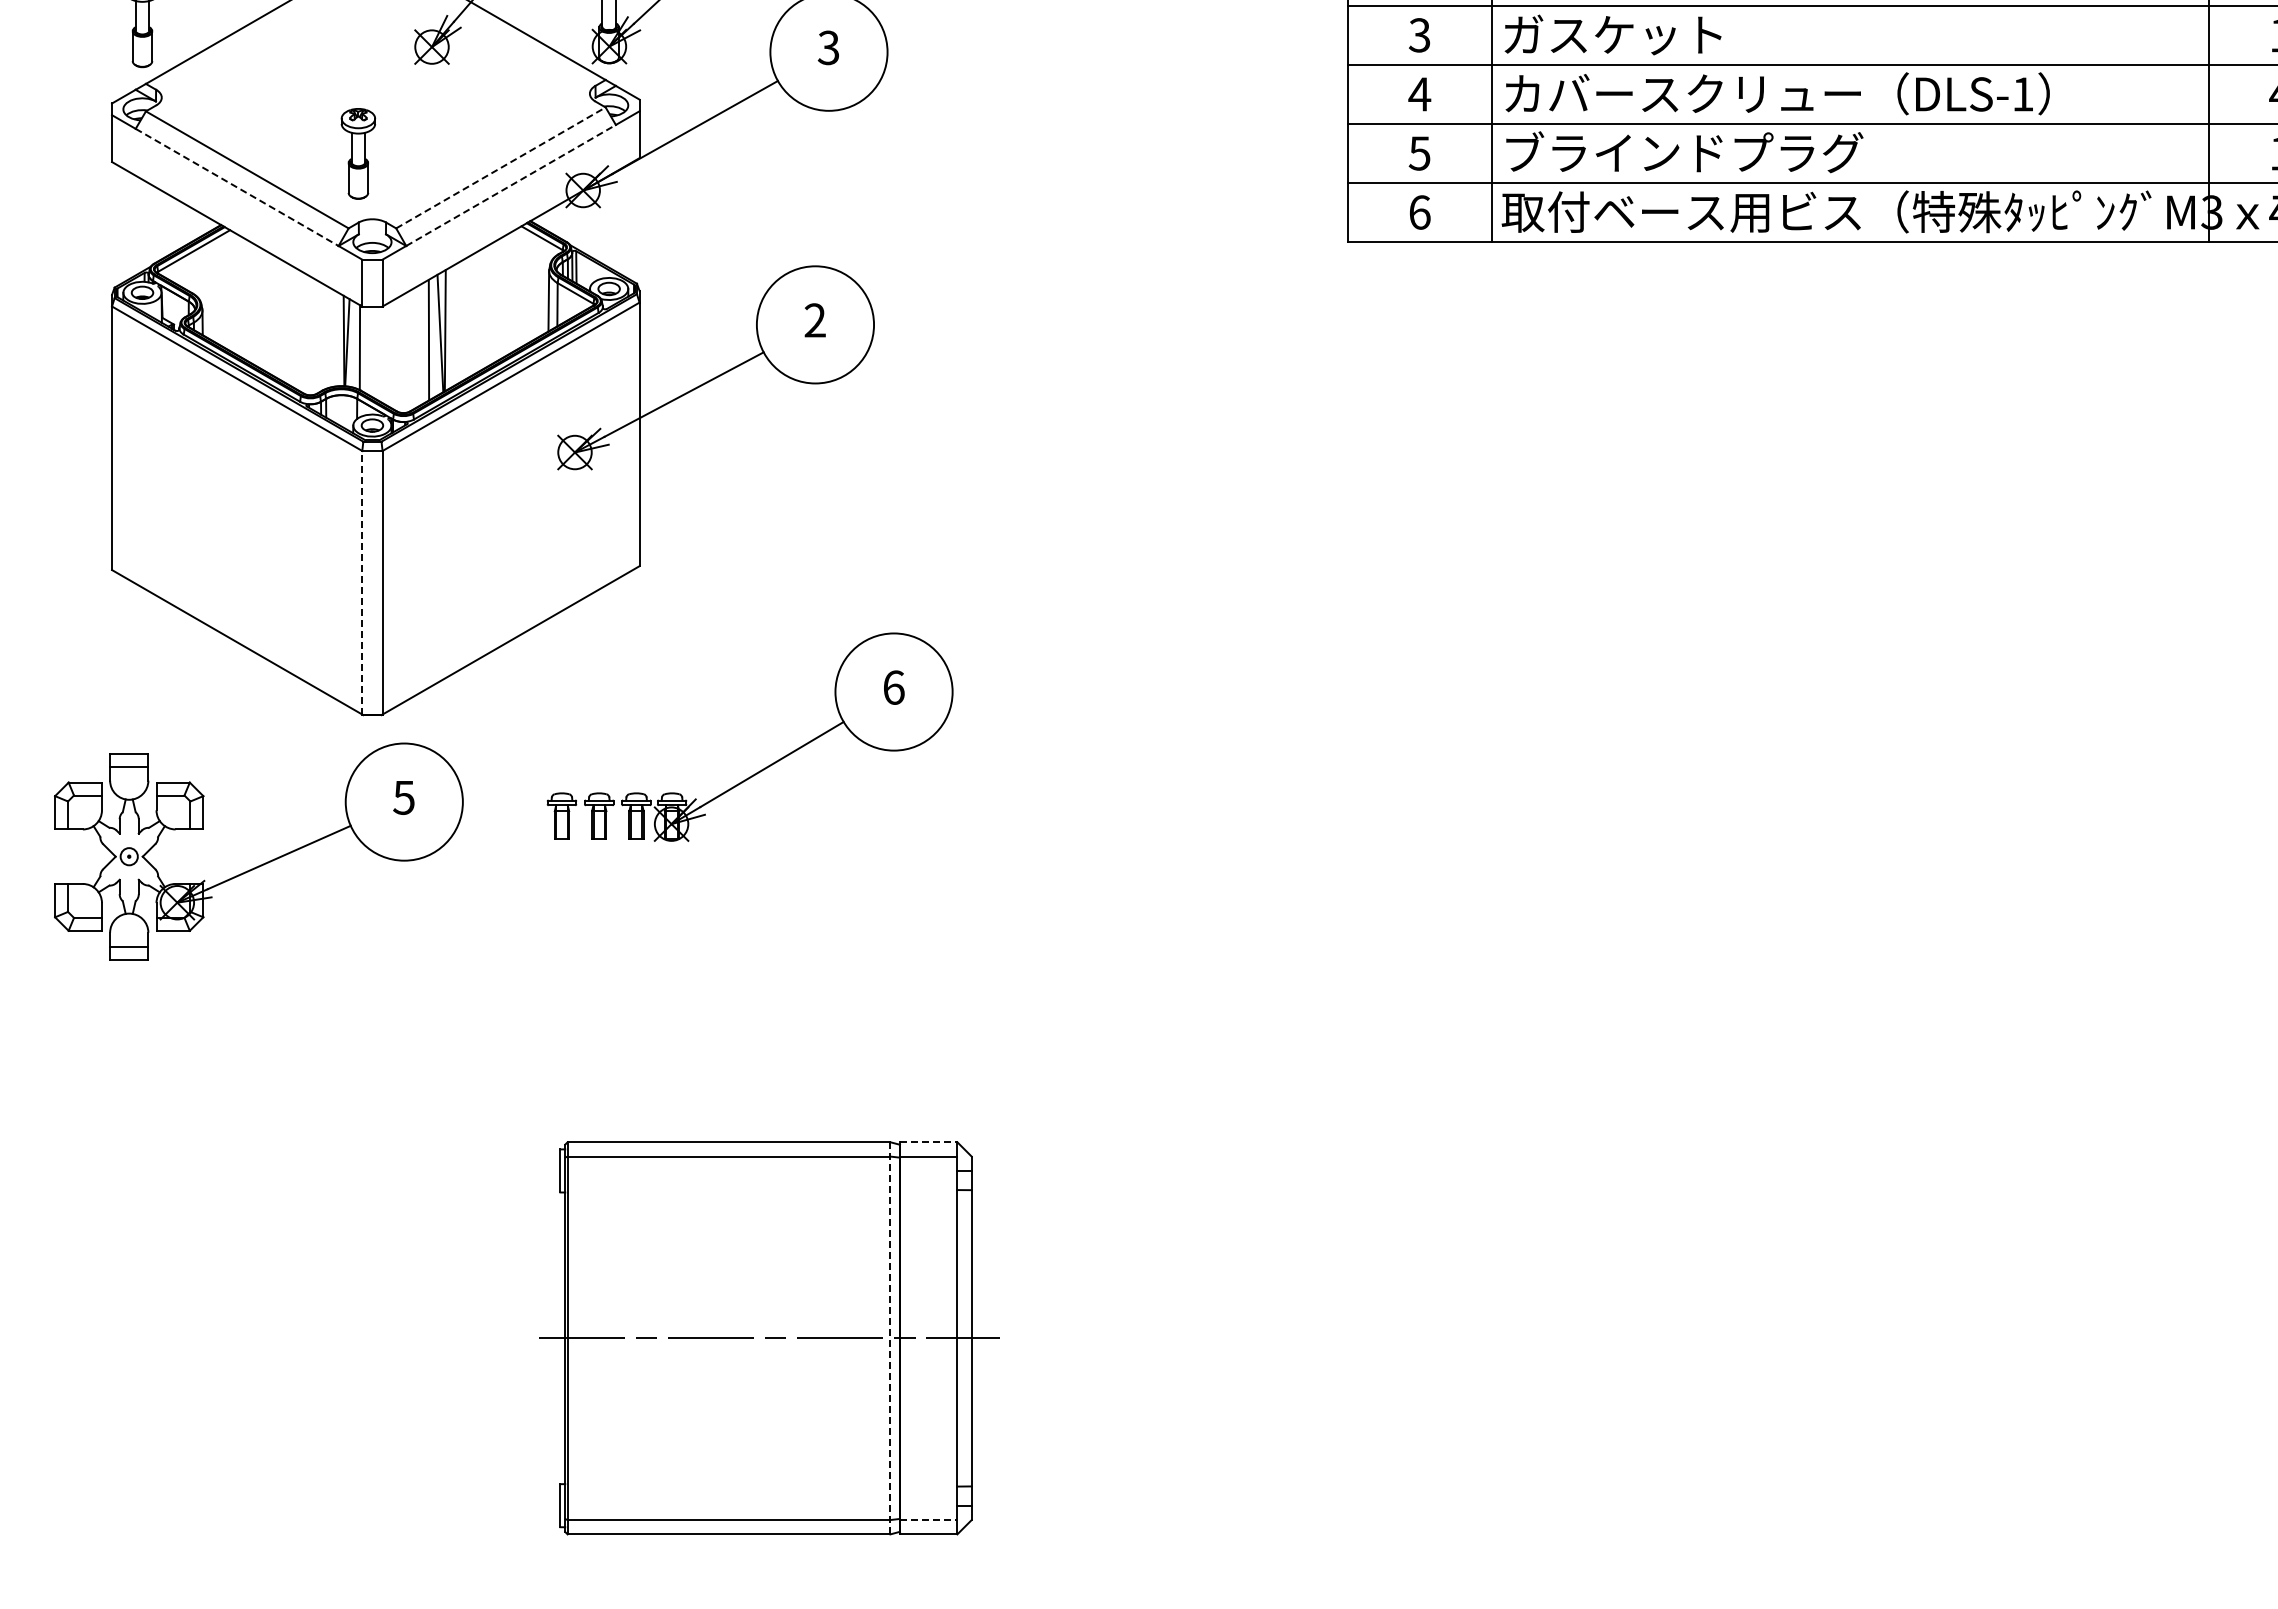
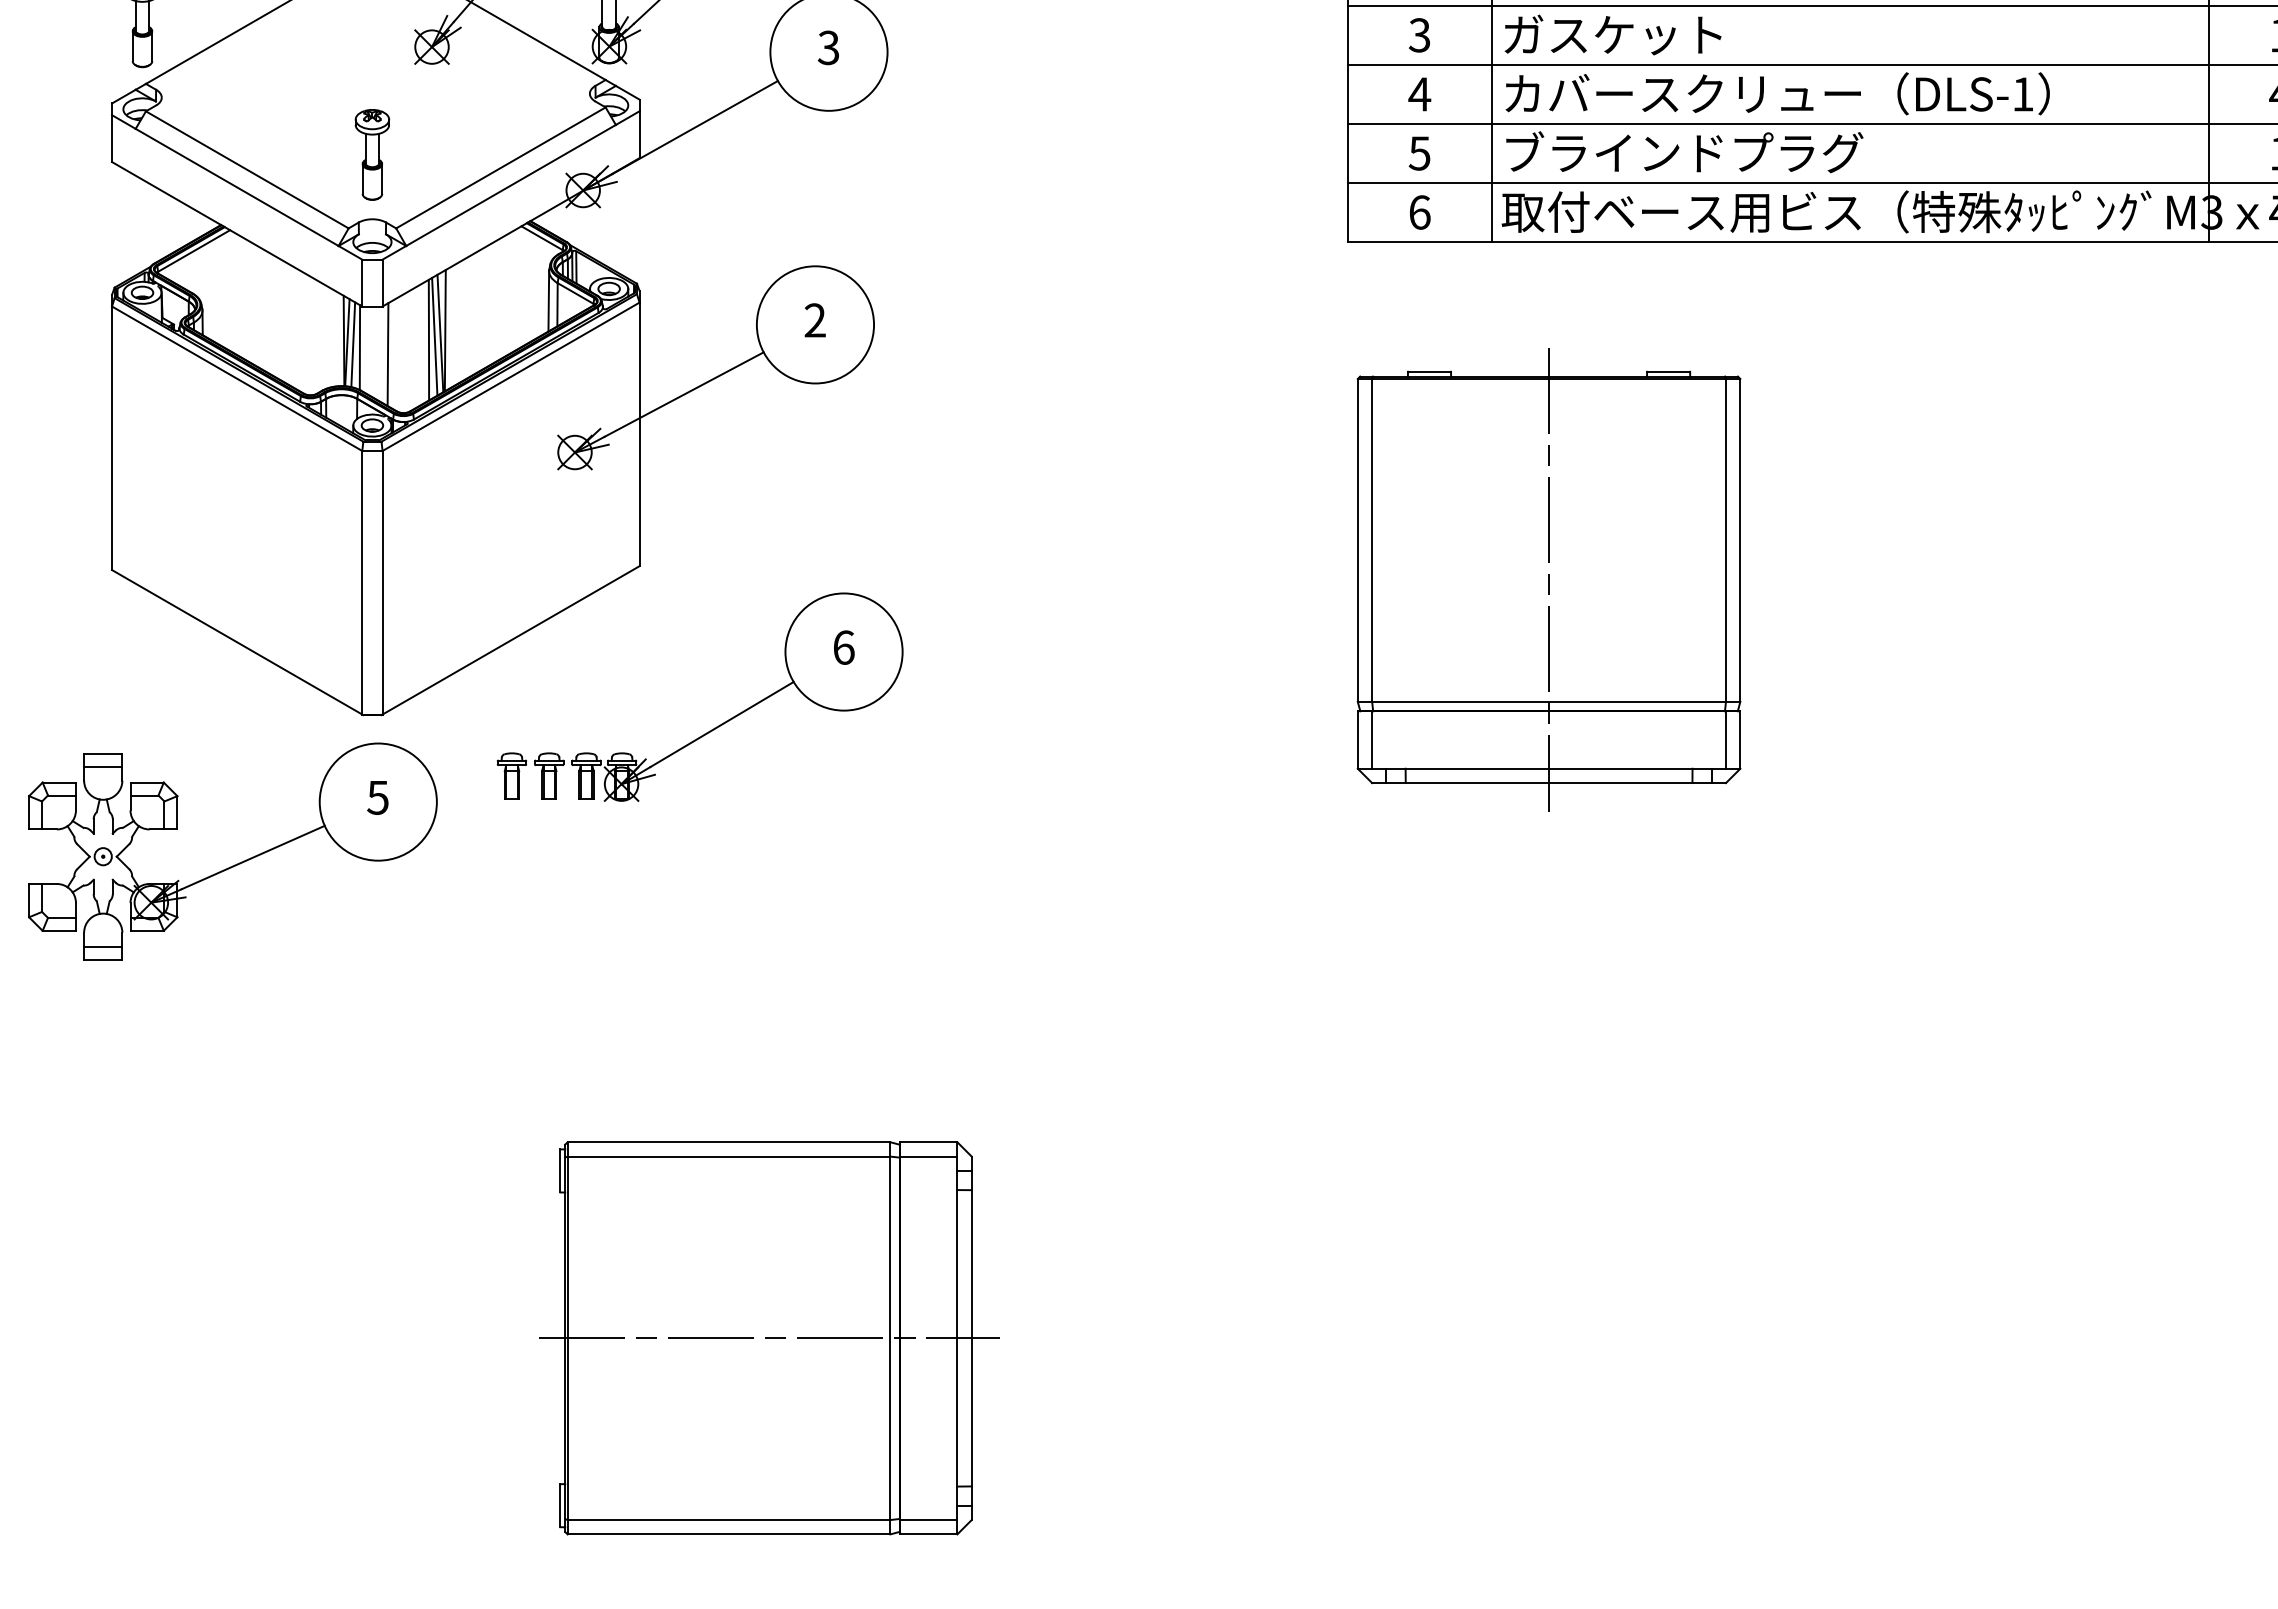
part position: (358, 153) -> (372, 154) (372, 154)
line: dashed -> solid (500, 167)
line: dashed -> solid (511, 185)
line: dashed -> solid (237, 187)
line: none -> present (434, 336)
line: none -> present (353, 344)
line: none -> present (387, 354)
part: none -> present (1548, 579)
line: dashed -> solid (362, 582)
part position: (764, 767) -> (714, 727) (714, 727)
part position: (263, 863) -> (237, 863) (237, 863)
line: dashed -> solid (928, 1142)
line: dashed -> solid (890, 1337)
line: dashed -> solid (928, 1520)
